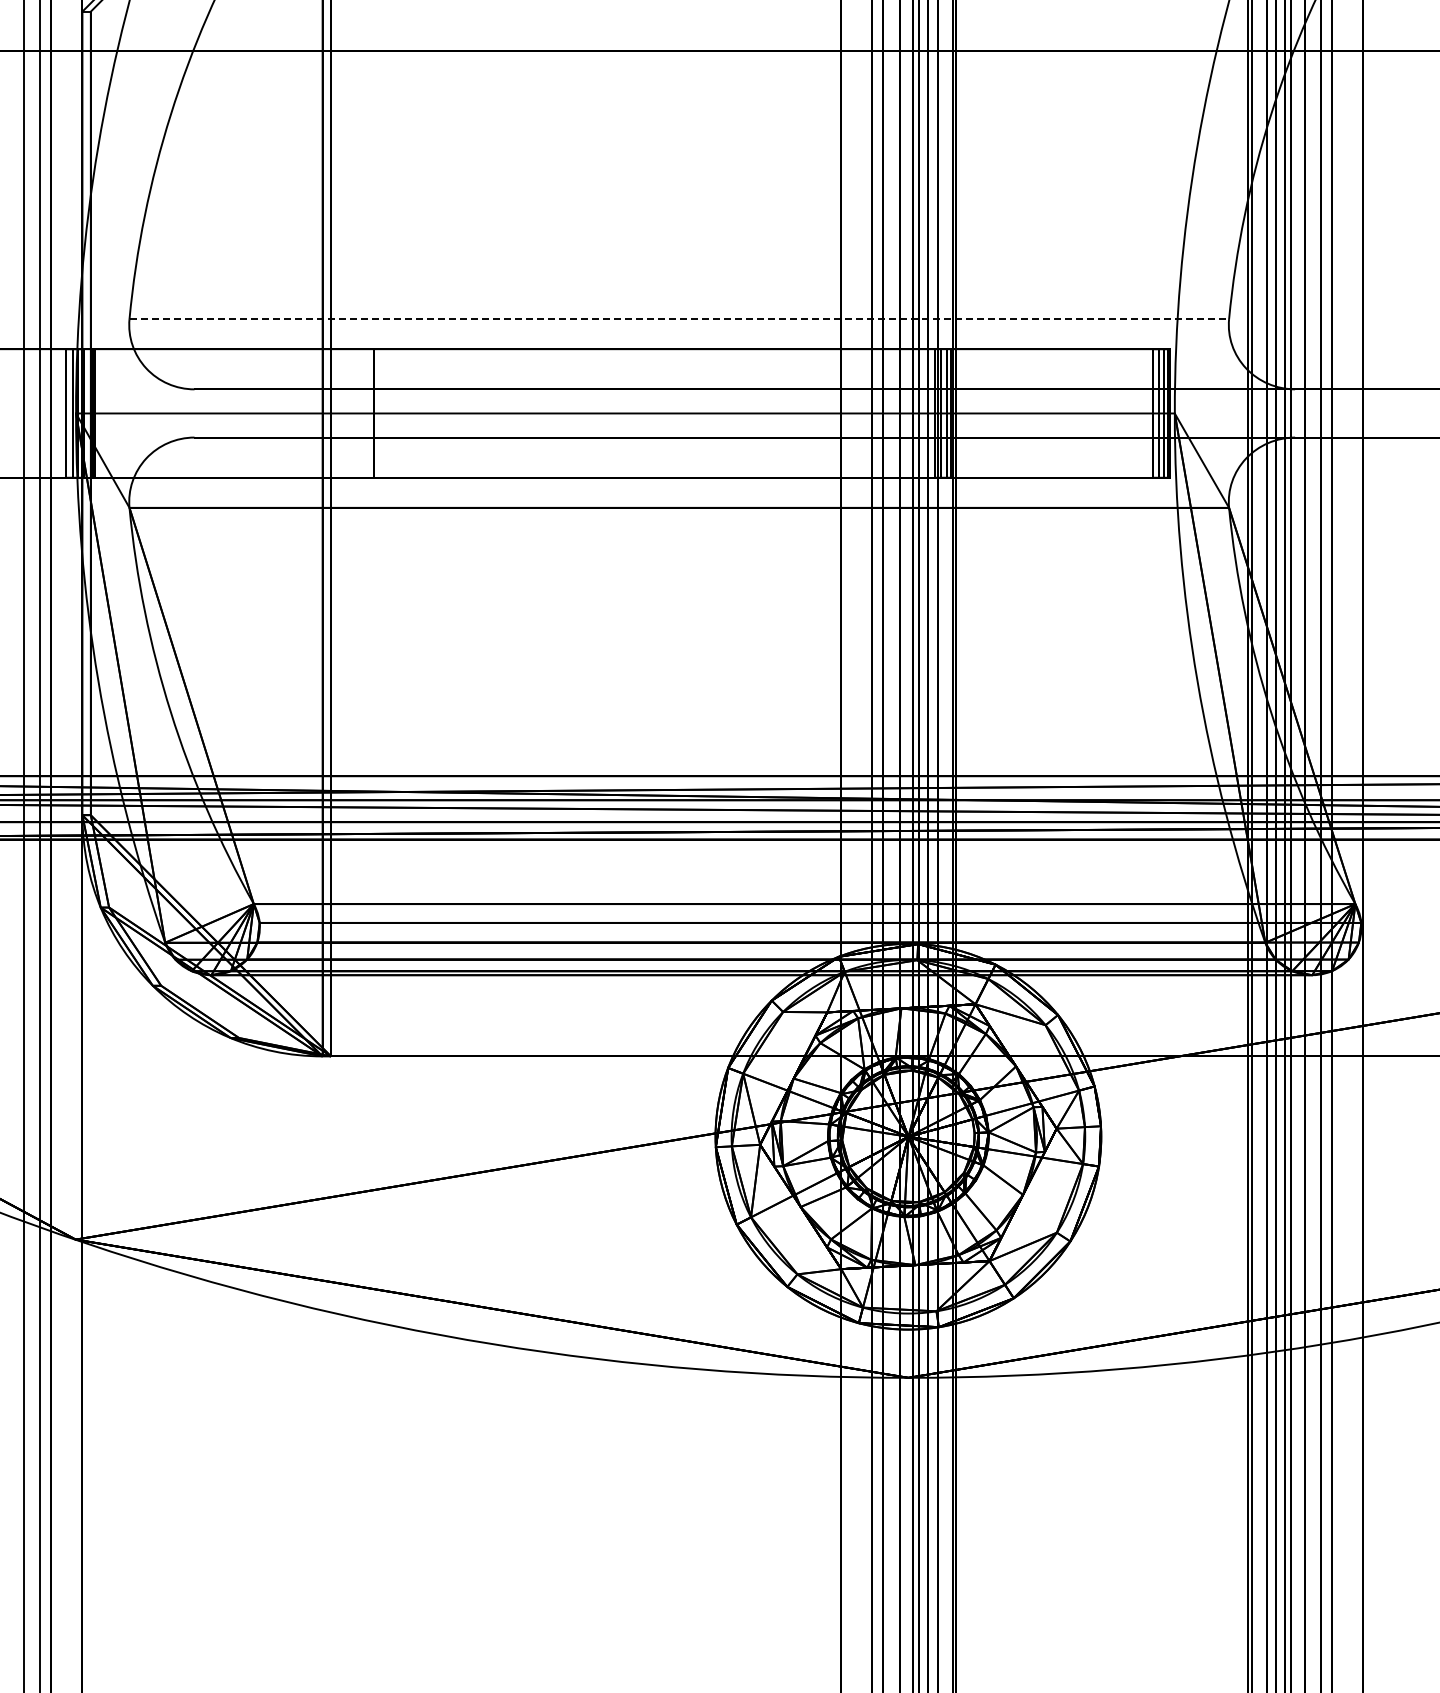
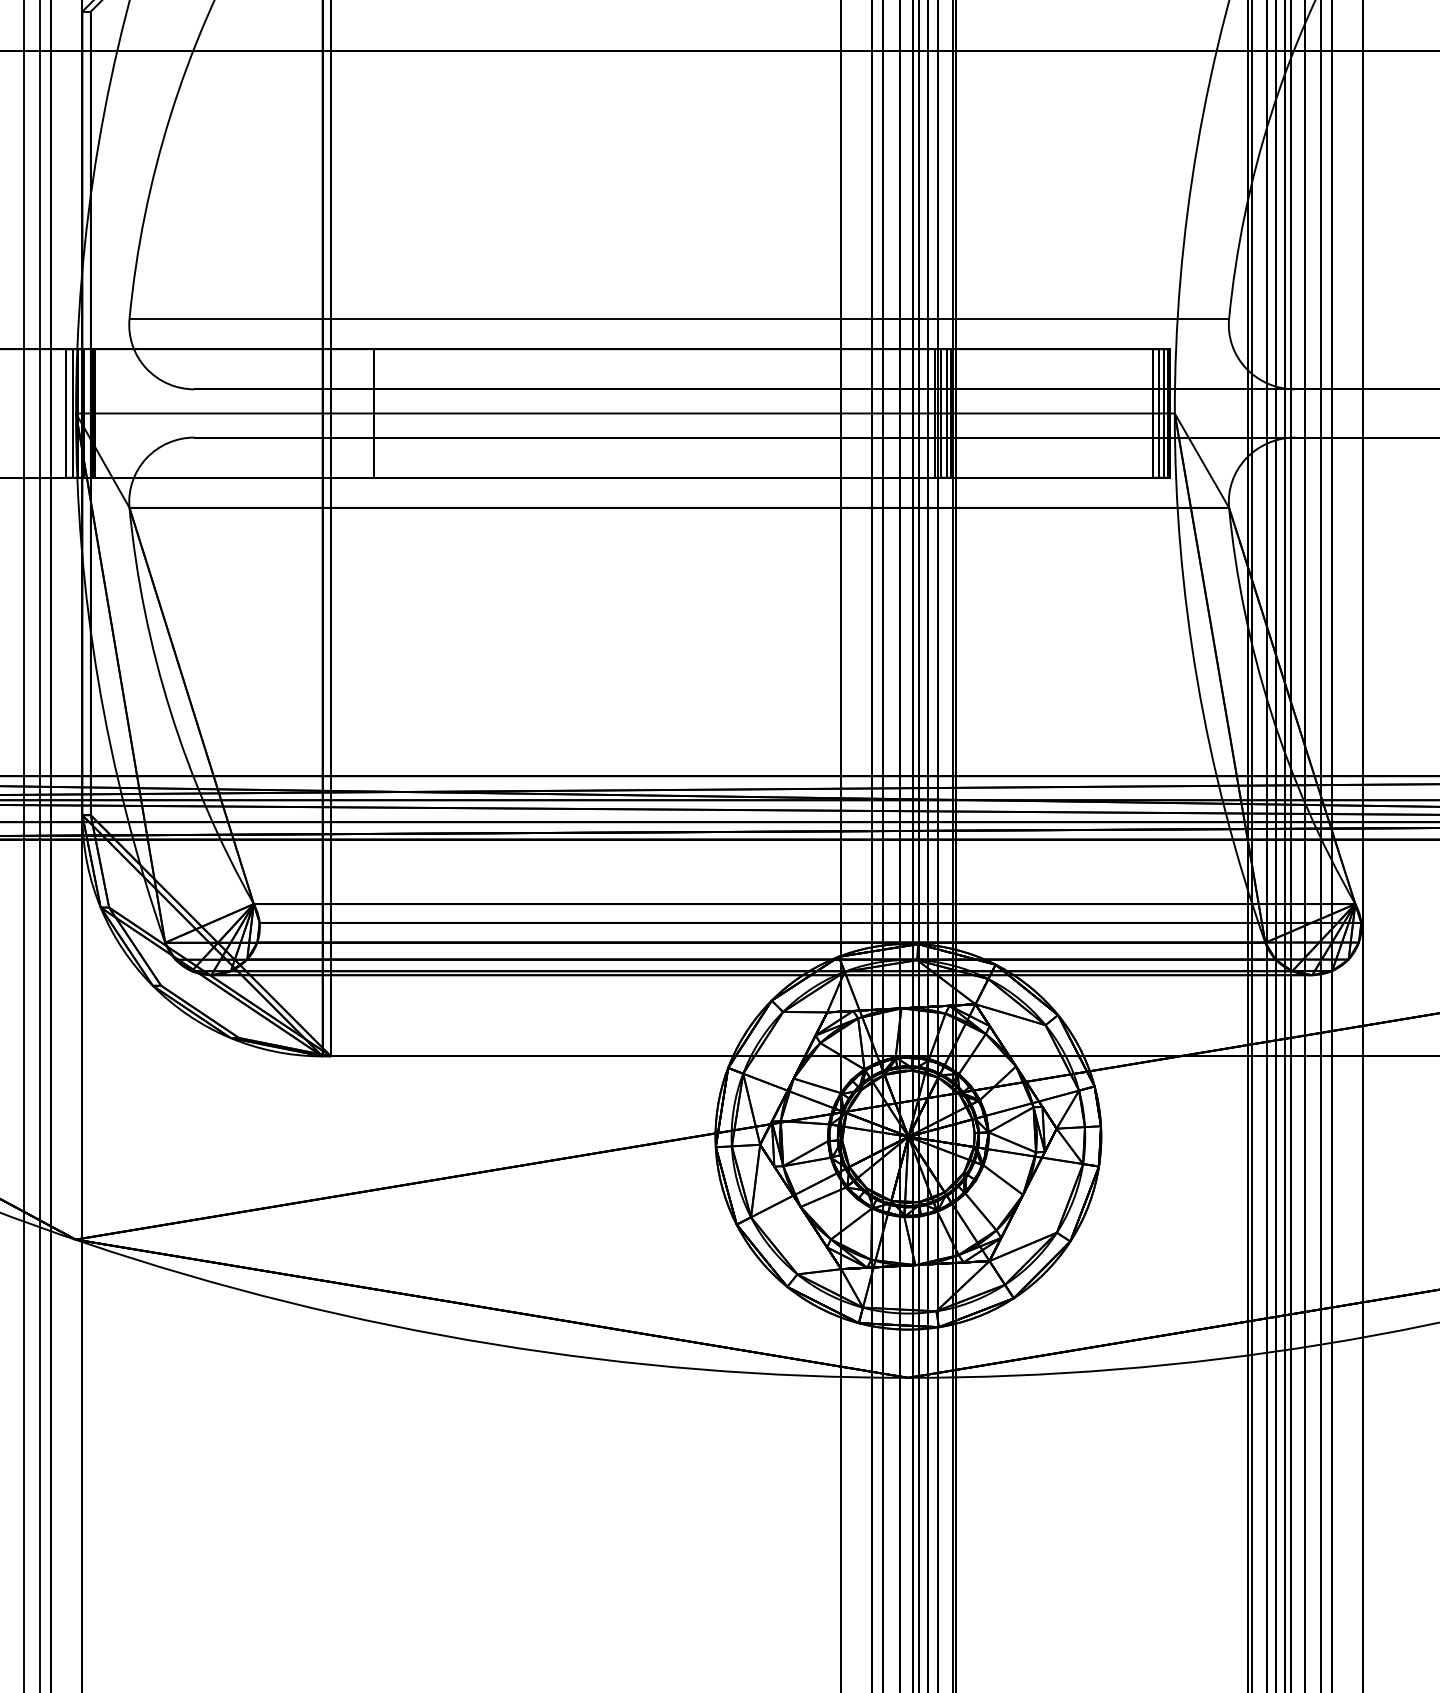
line: dashed -> solid (679, 319)
